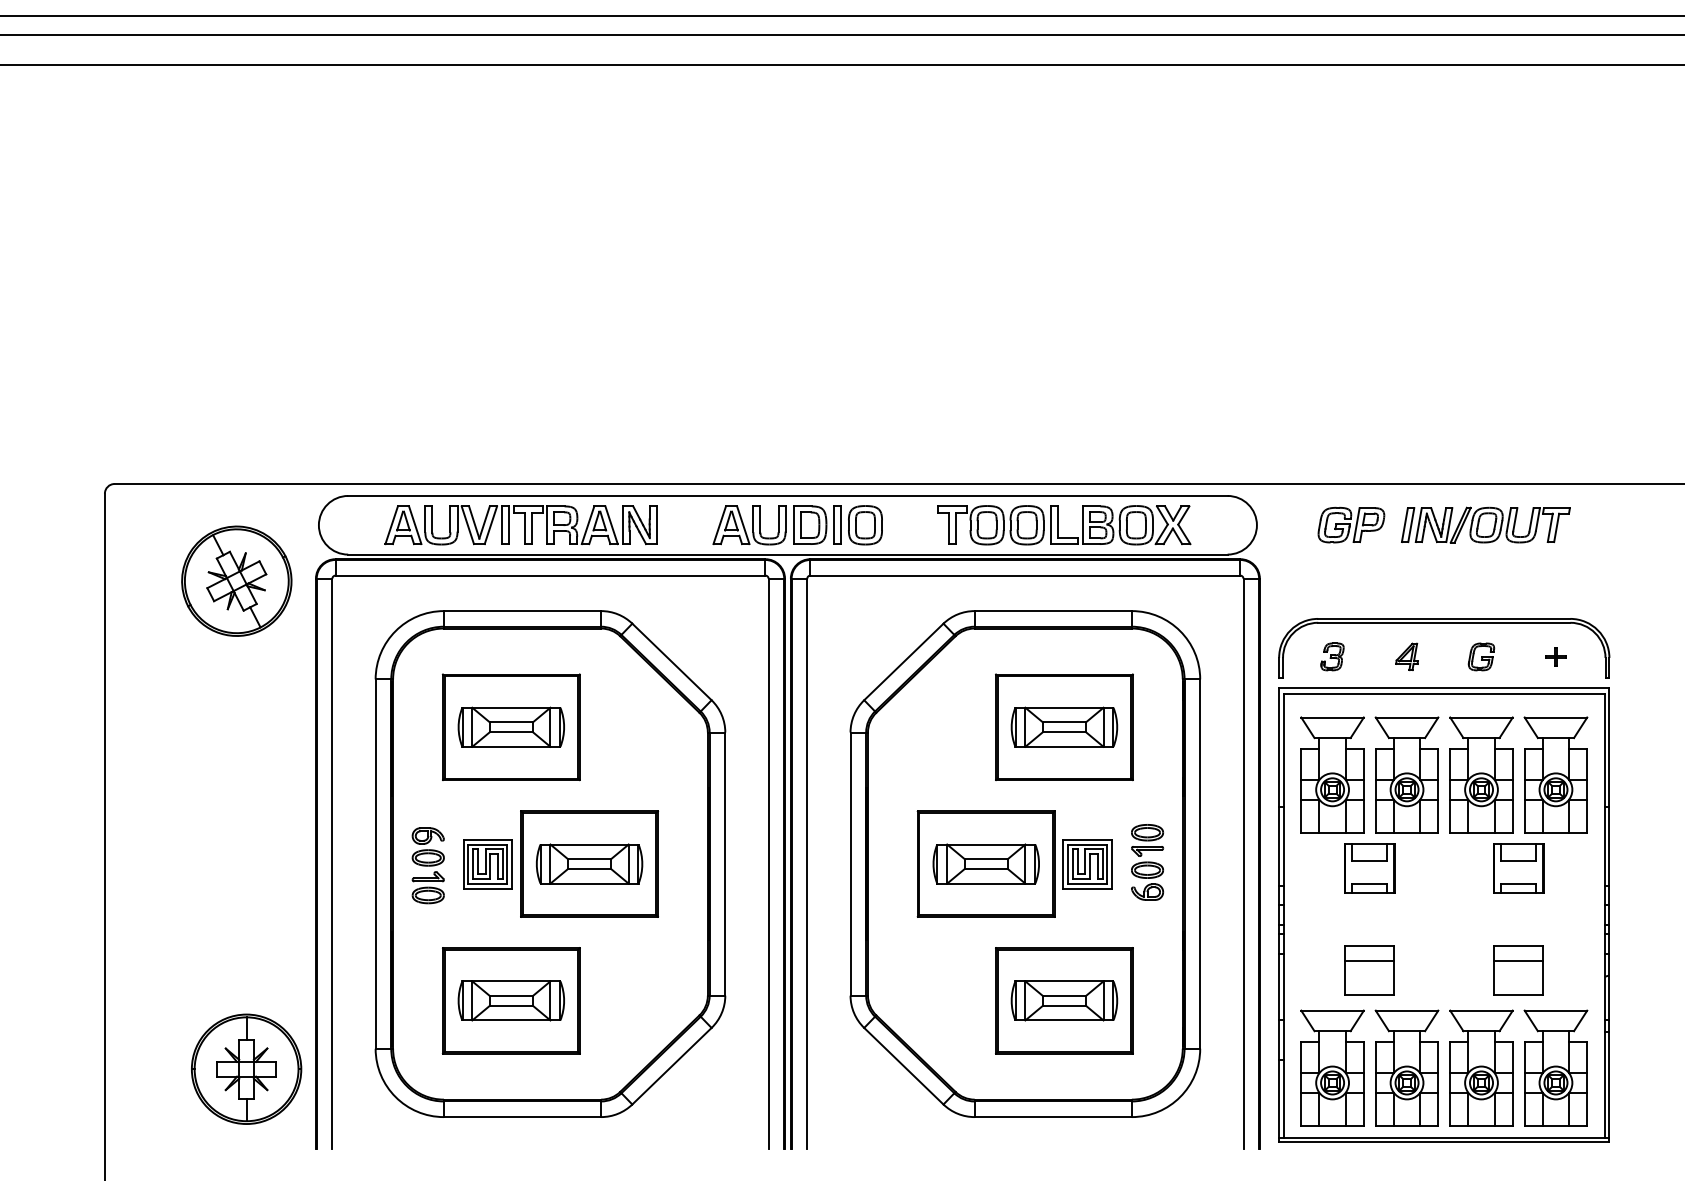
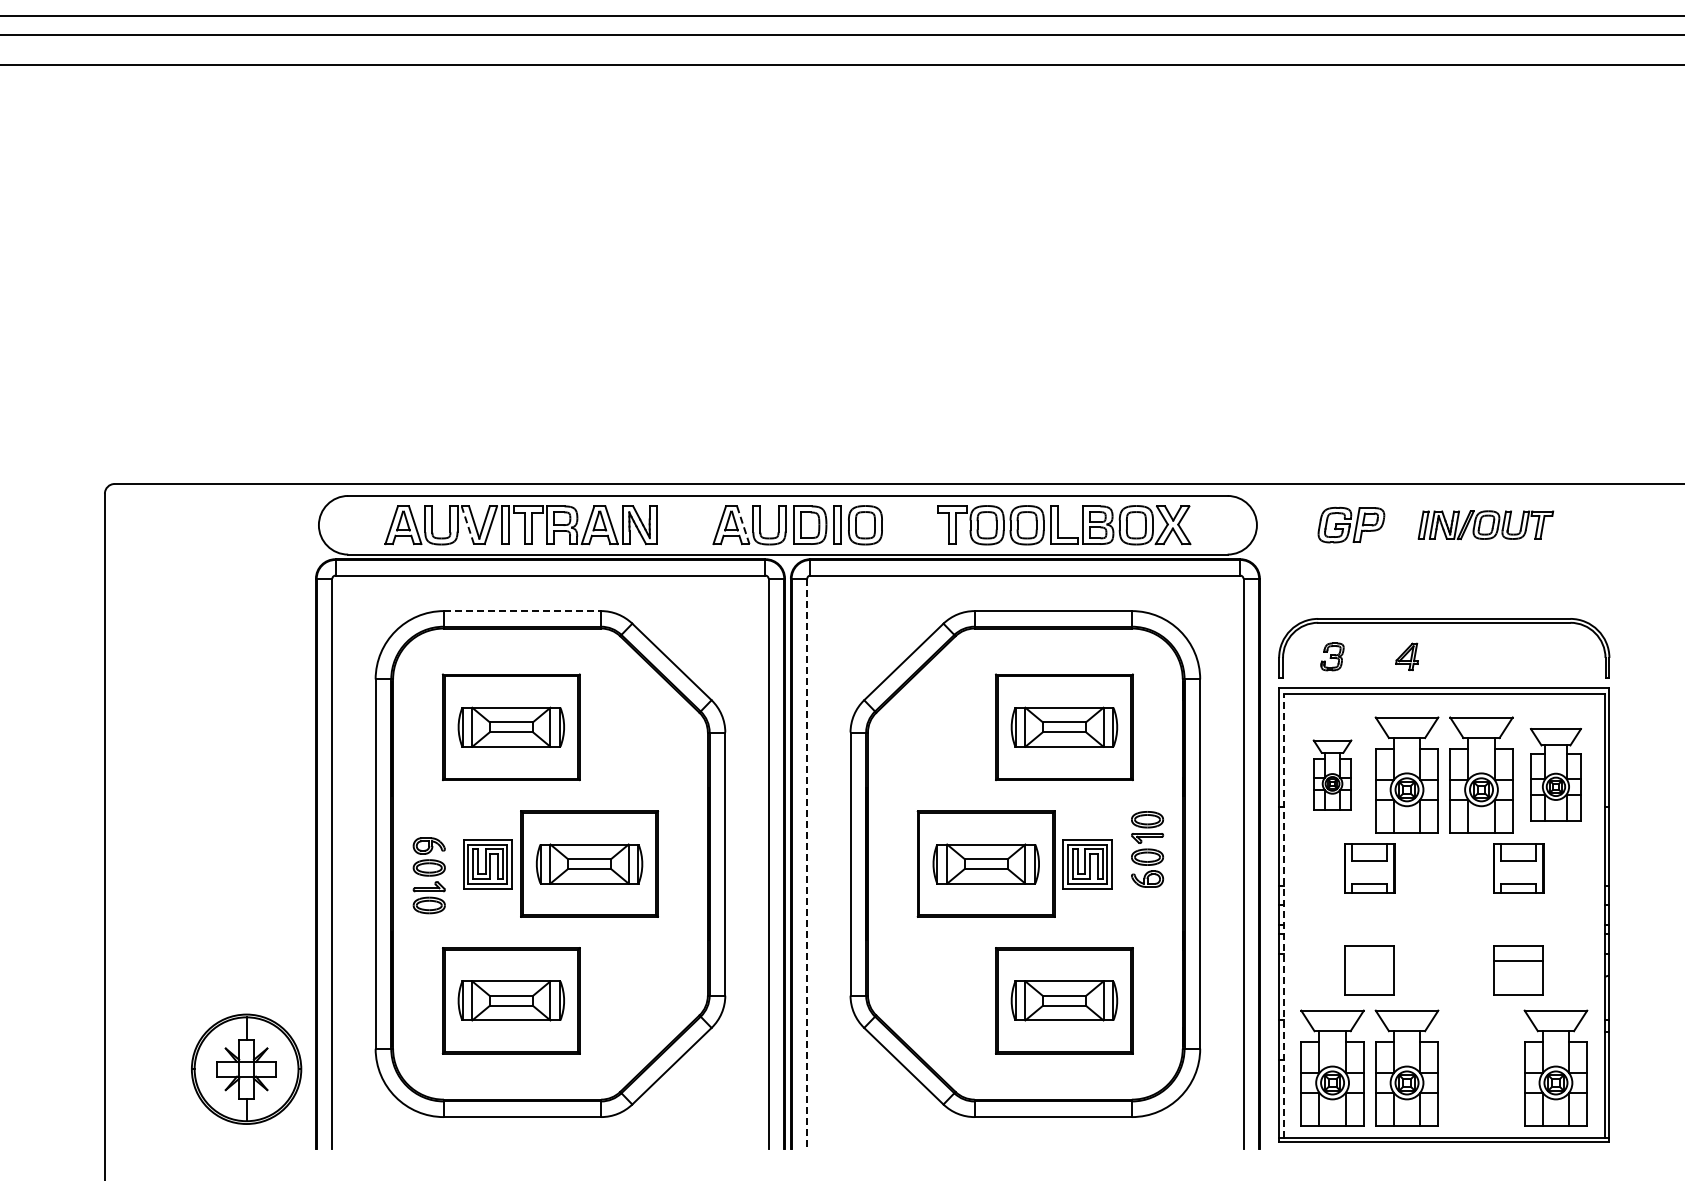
part size: 170x38 px -> 138x31 px (1485, 525)
line: solid -> dashed (467, 525)
line: solid -> dashed (743, 525)
part: present -> none (236, 580)
line: solid -> dashed (522, 611)
part: present -> none (1481, 656)
part: present -> none (1555, 656)
part size: 65x118 px -> 41x72 px (1332, 774)
part size: 66x118 px -> 52x94 px (1555, 774)
part position: (1147, 862) -> (1147, 849) (1147, 849)
line: solid -> dashed (807, 864)
part position: (427, 865) -> (428, 875) (428, 875)
line: solid -> dashed (1283, 915)
line: present -> none (1369, 960)
part: present -> none (1481, 1067)
